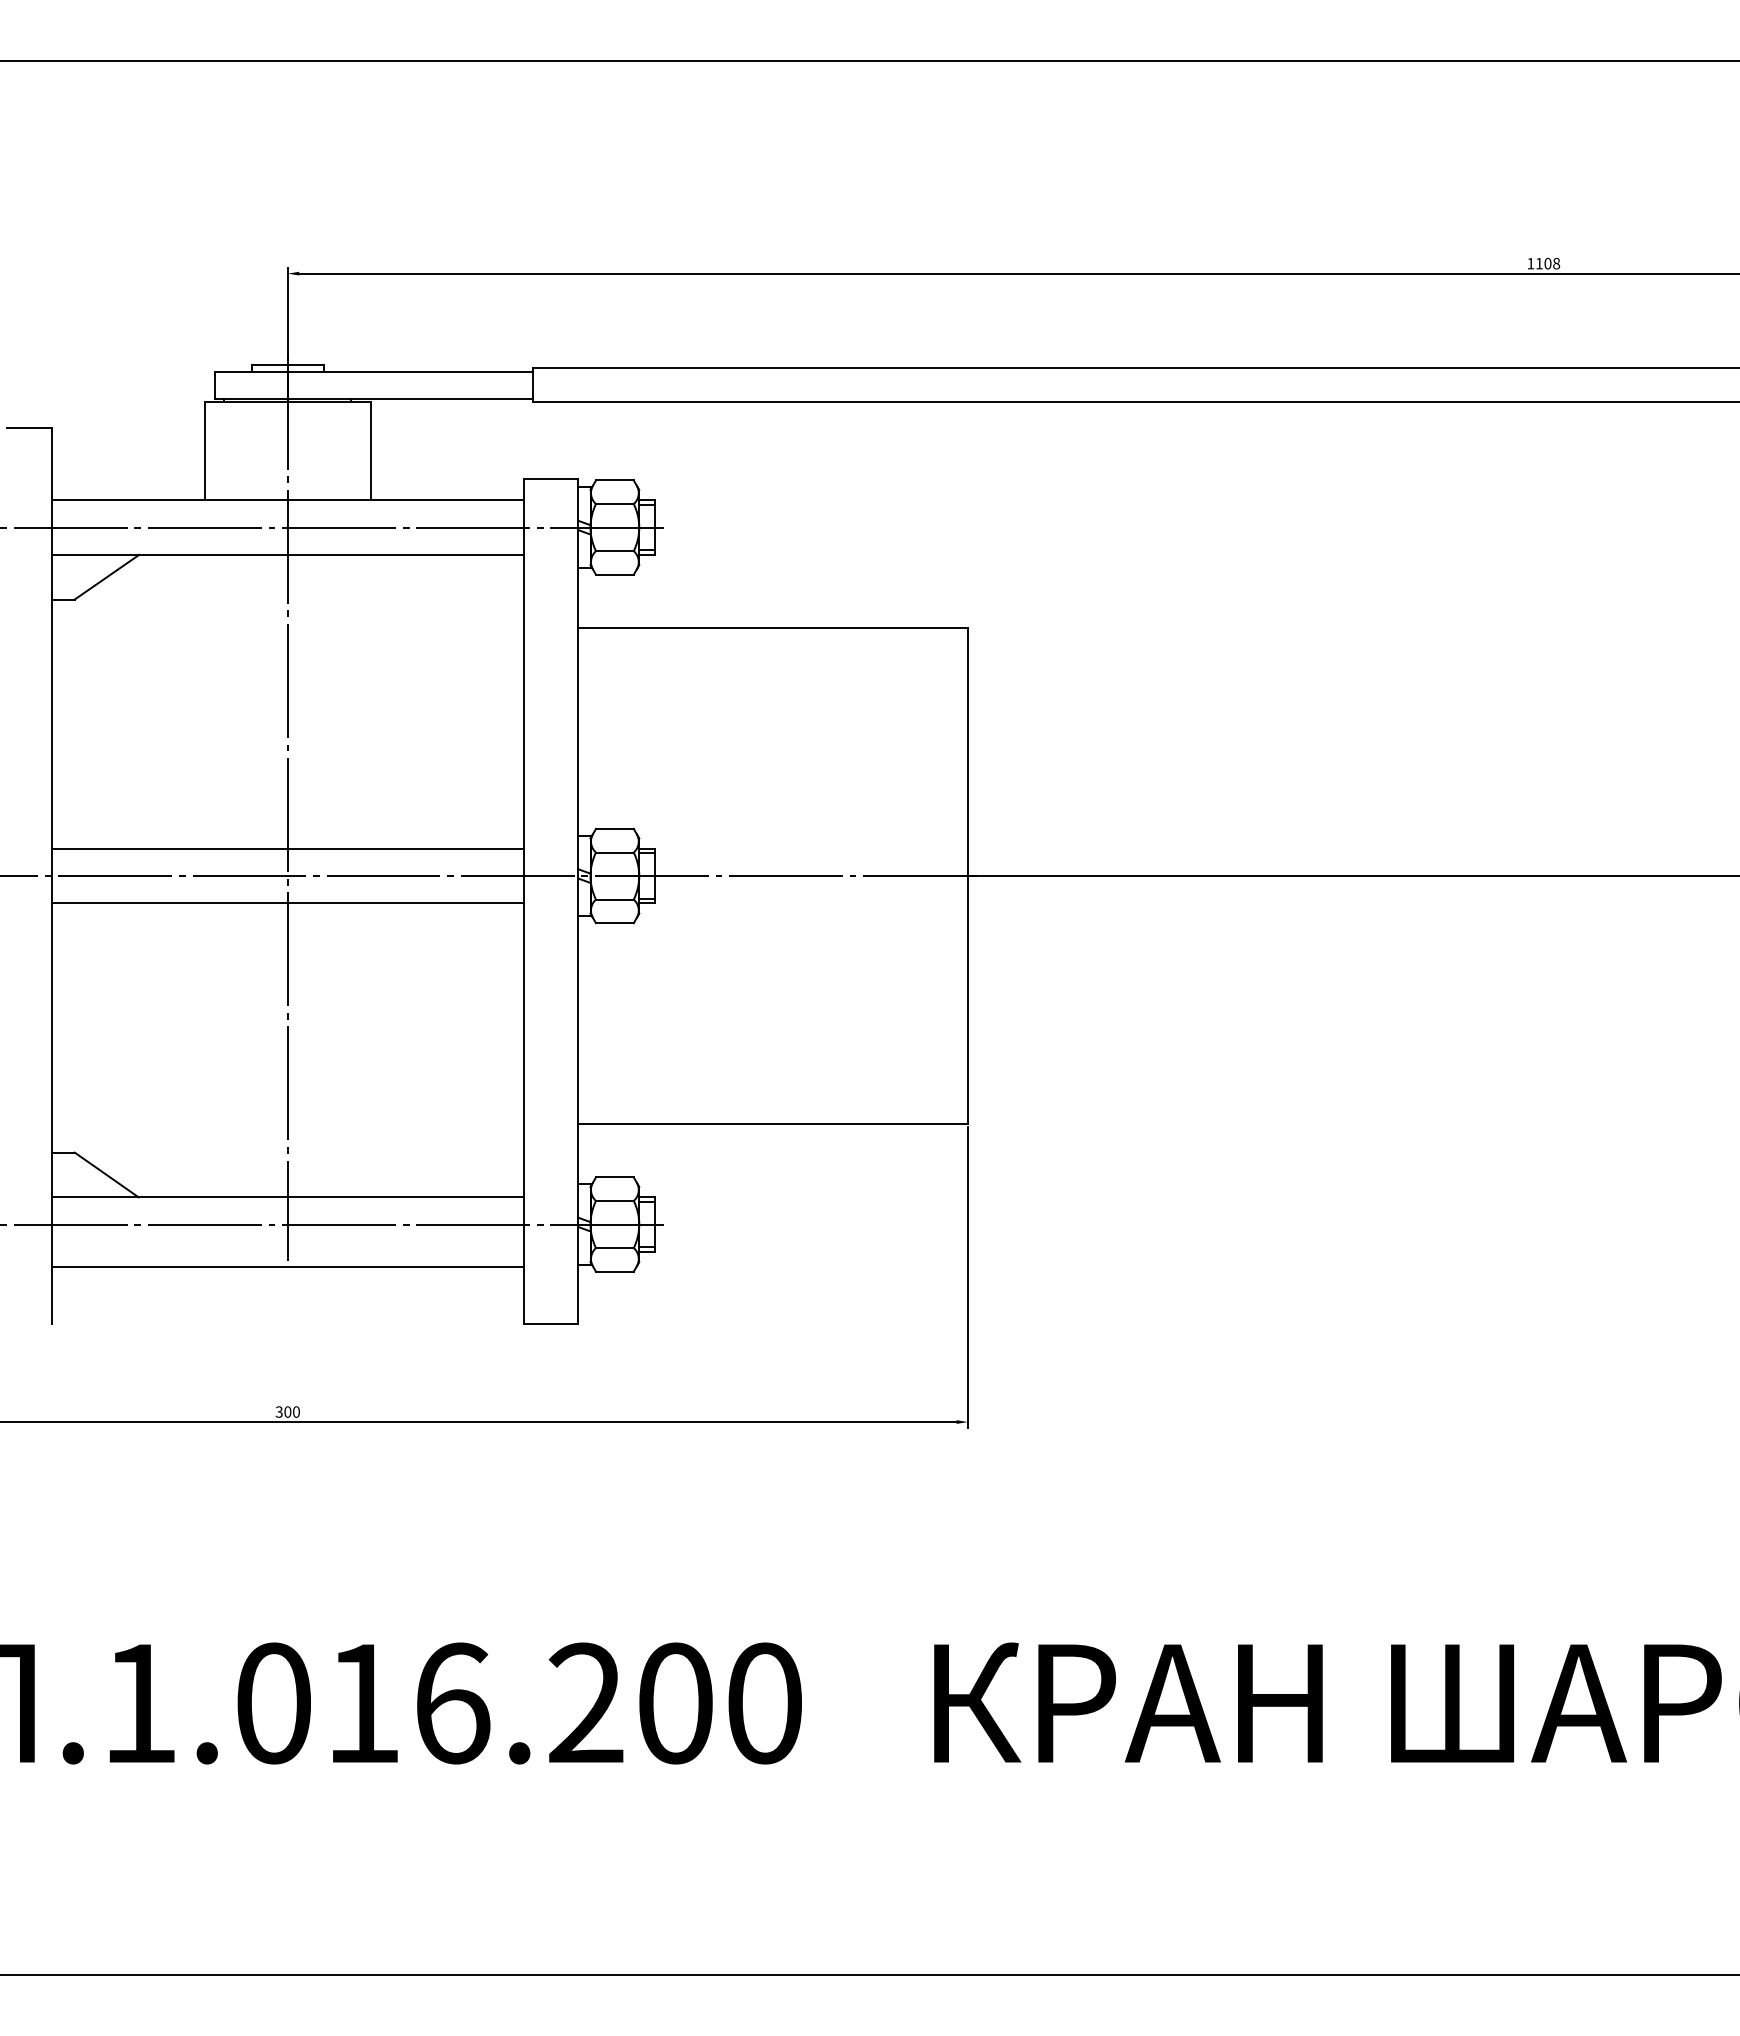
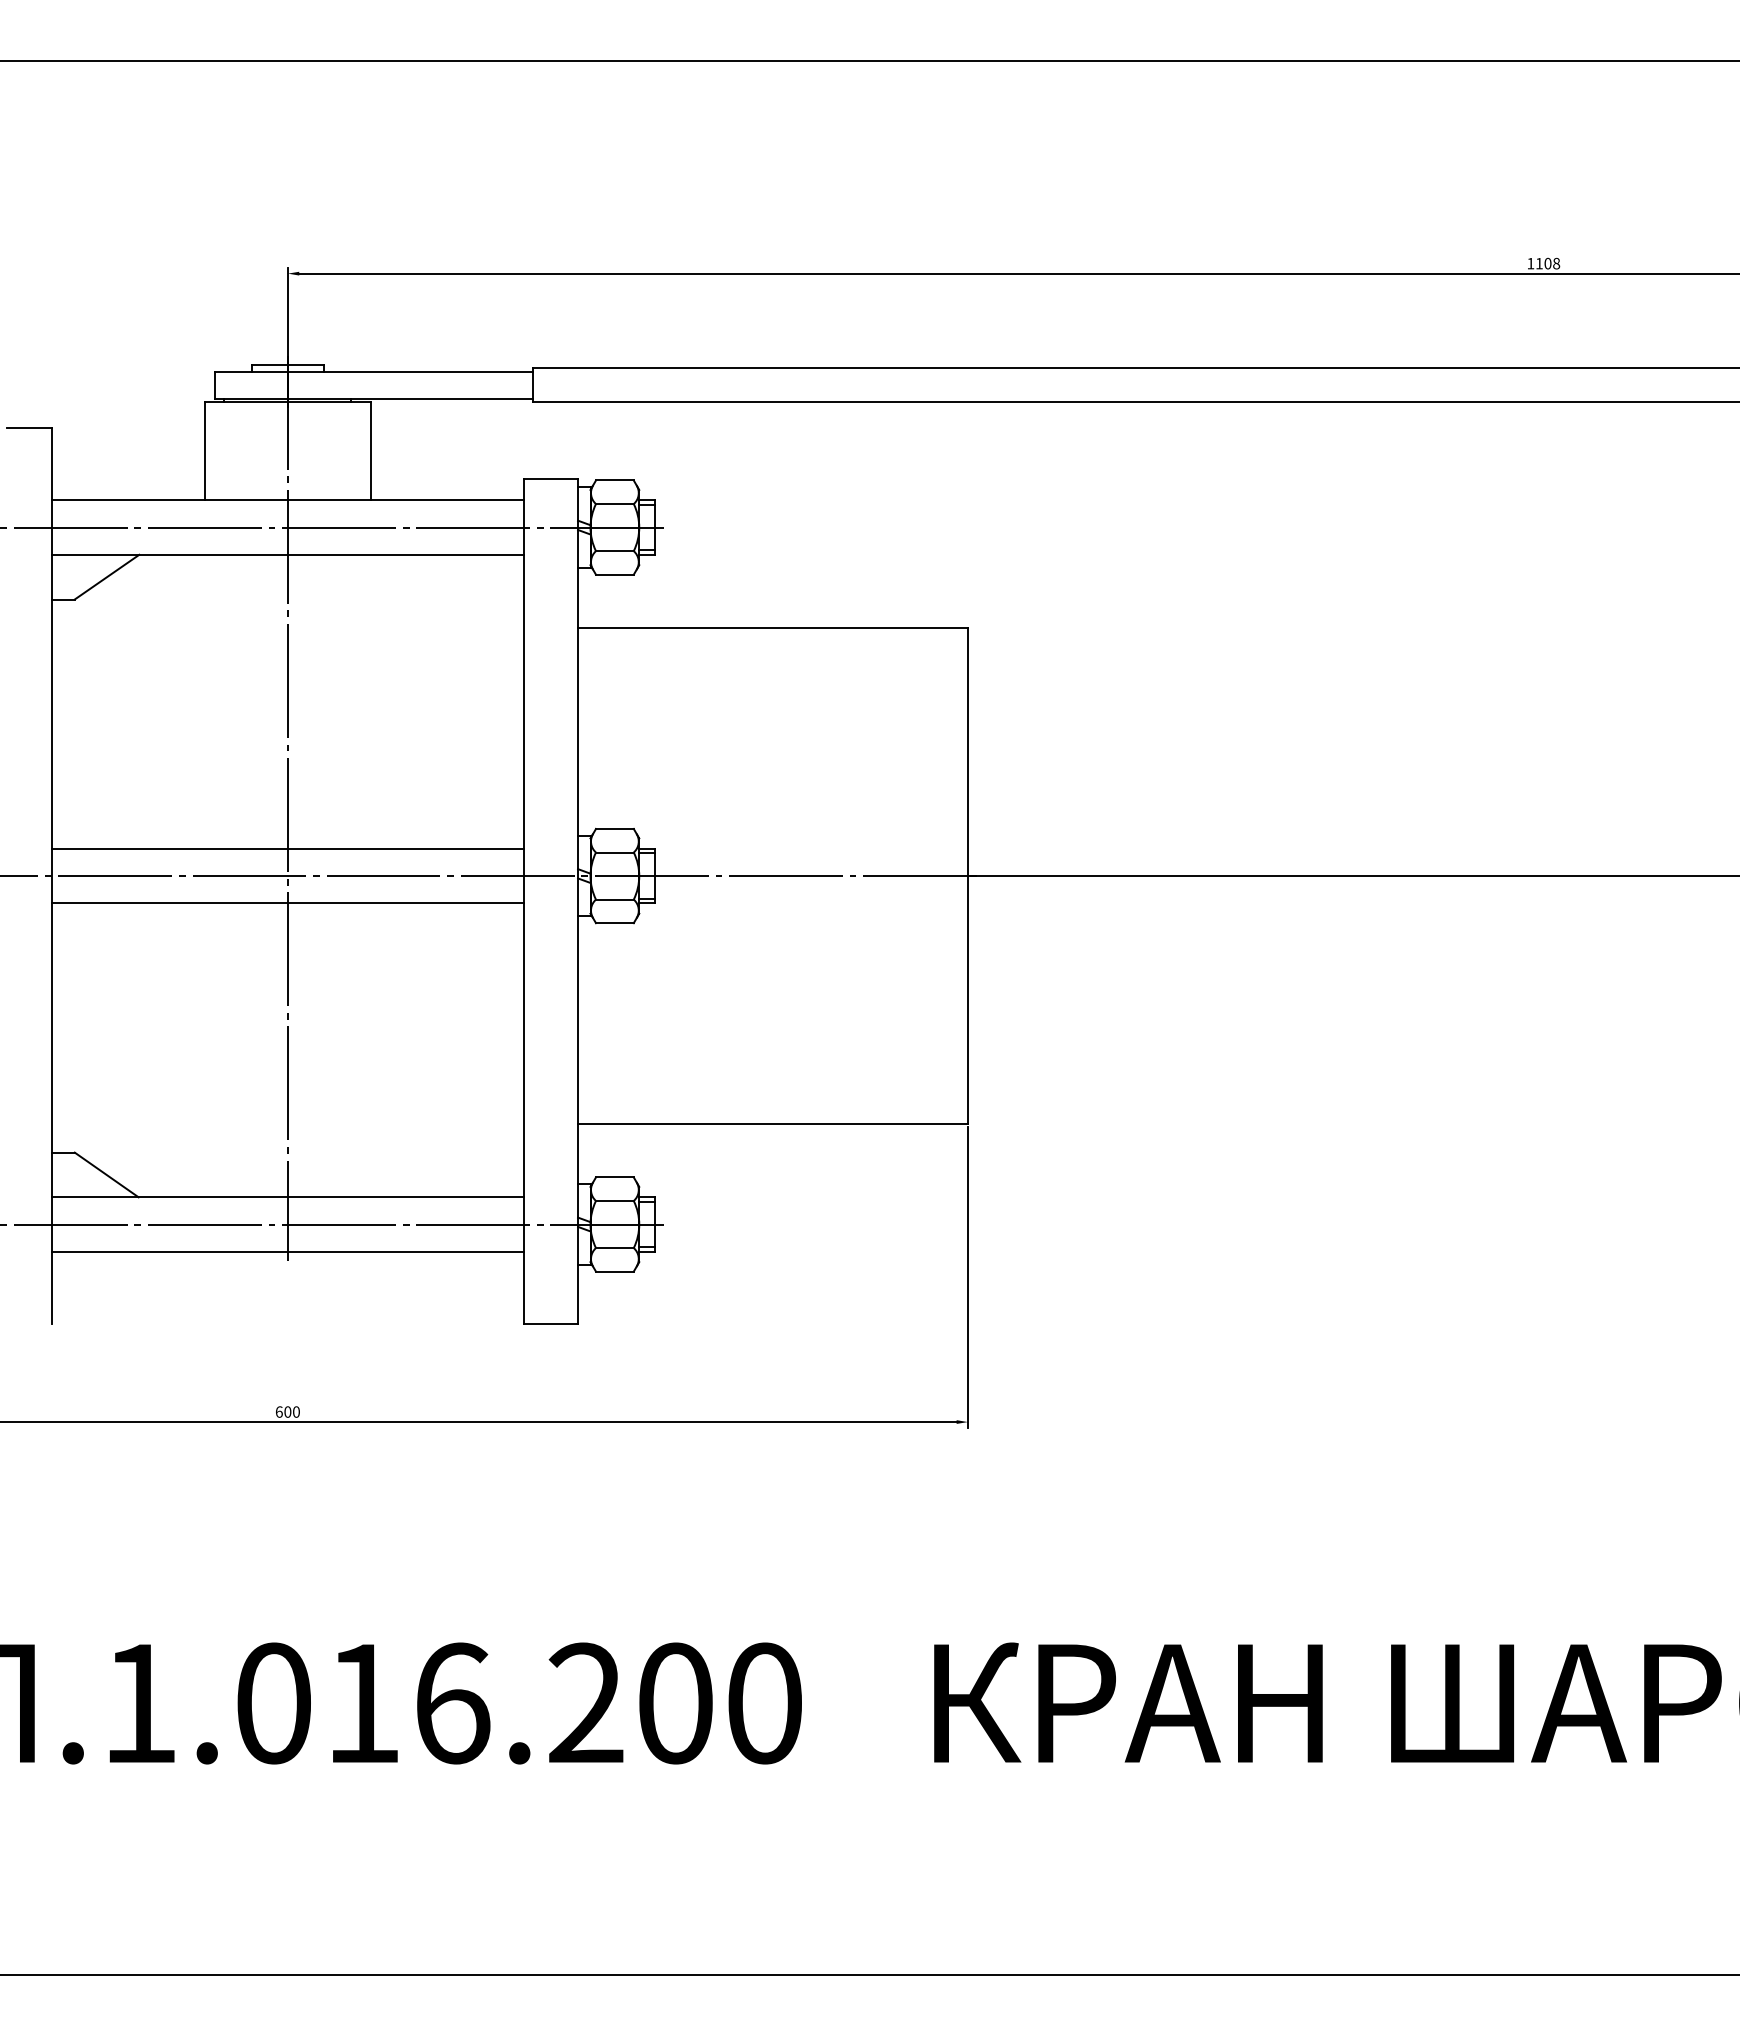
line position: (287, 1266) -> (287, 1251) (287, 1251)
text: 300 -> 600 (278, 1411)
